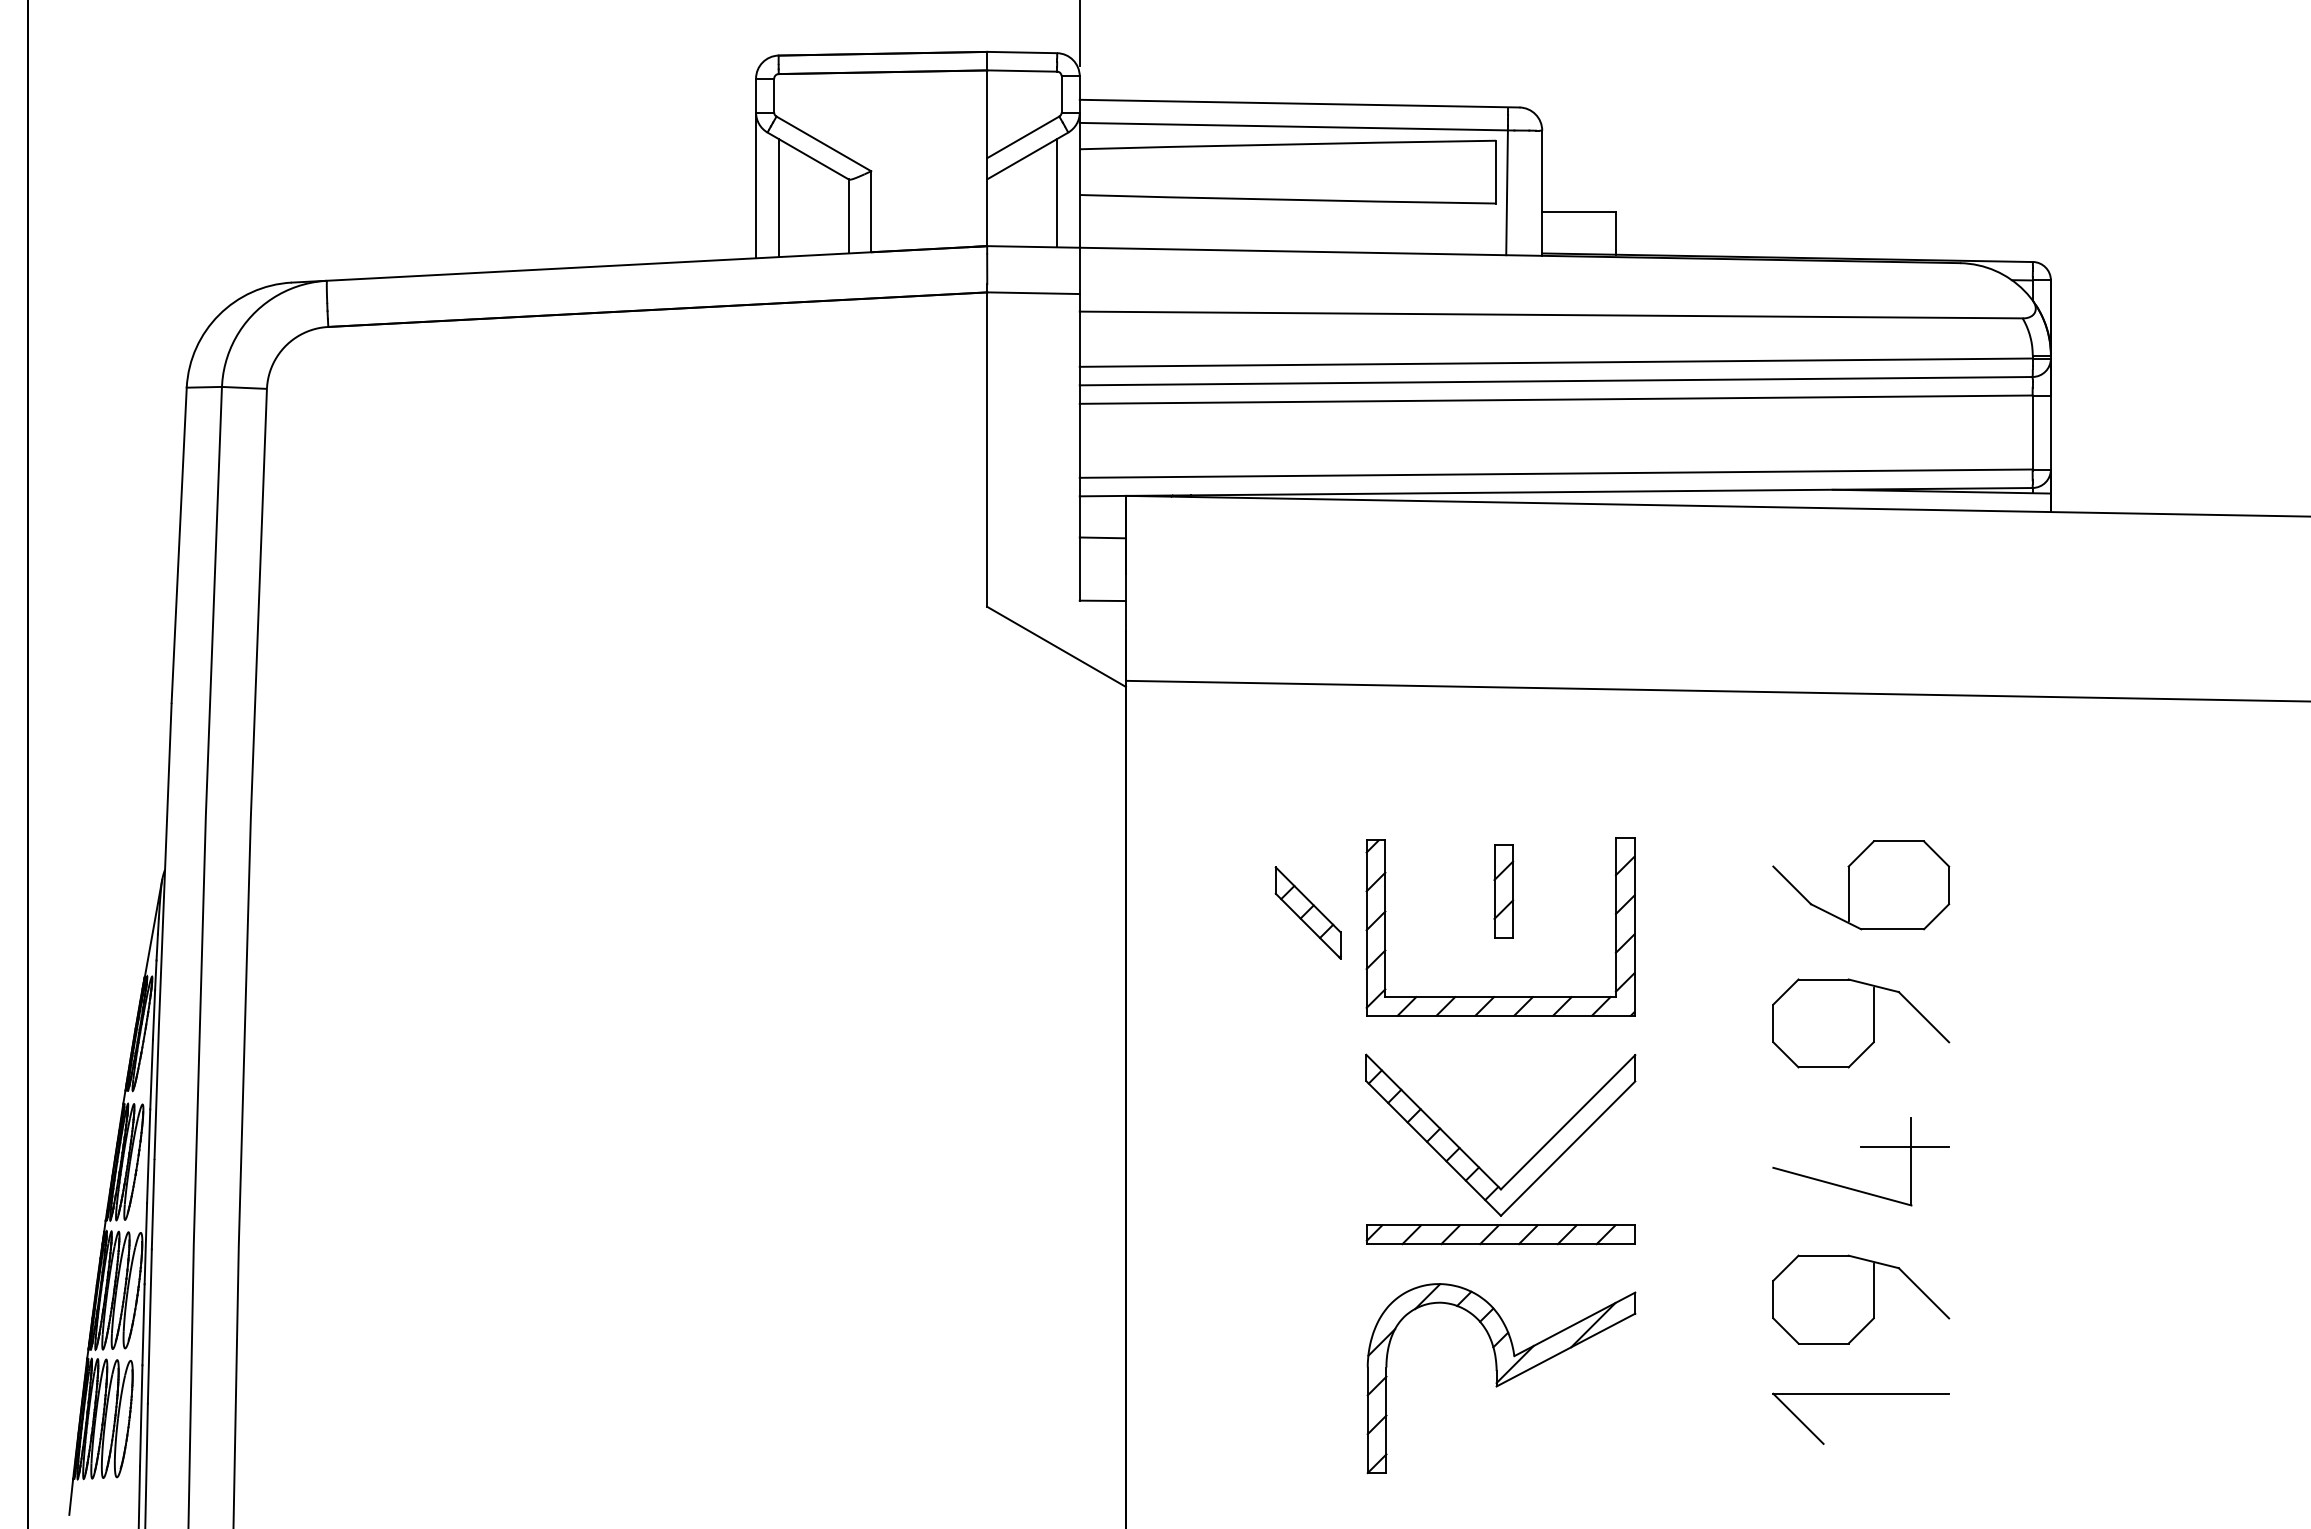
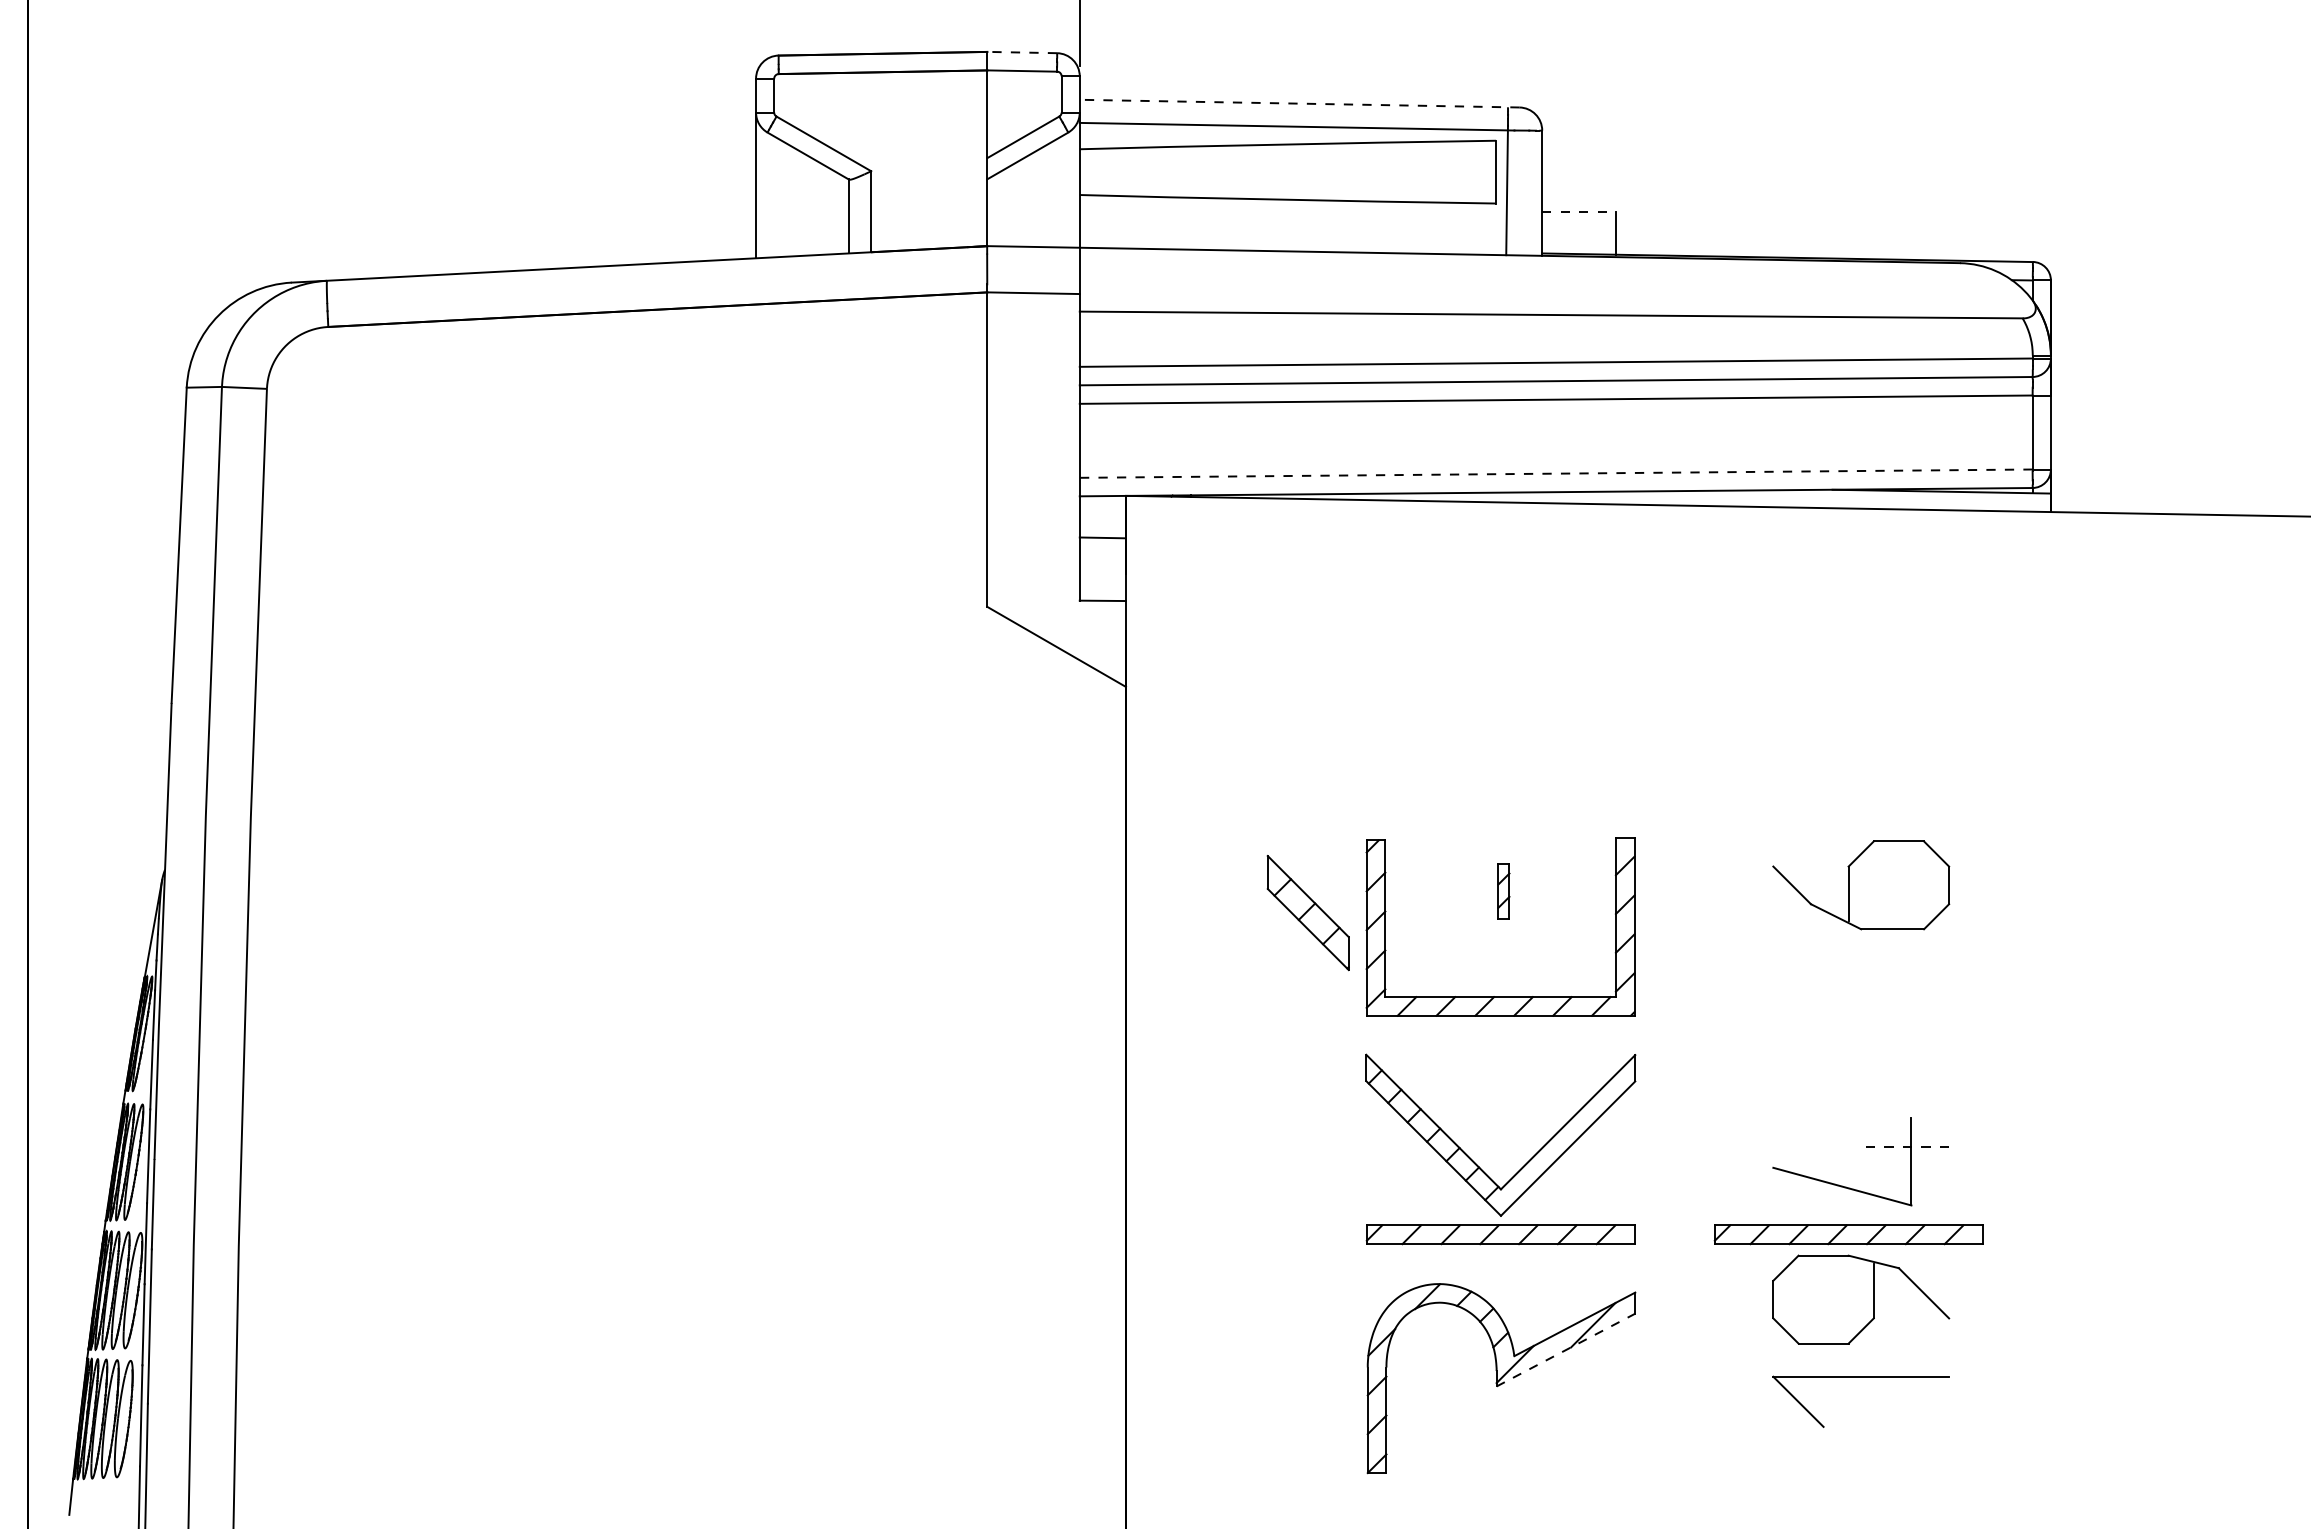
line: solid -> dashed (1022, 52)
line: solid -> dashed (1299, 103)
line: present -> none (1057, 193)
line: present -> none (778, 198)
line: solid -> dashed (1579, 212)
line: solid -> dashed (1555, 473)
line: present -> none (1716, 690)
part size: 22x95 px -> 14x57 px (1503, 891)
part size: 68x94 px -> 84x117 px (1307, 913)
part: present -> none (1861, 1023)
line: solid -> dashed (1905, 1146)
part: none -> present (1848, 1234)
line: solid -> dashed (1566, 1349)
part position: (1860, 1394) -> (1860, 1377) (1860, 1377)
